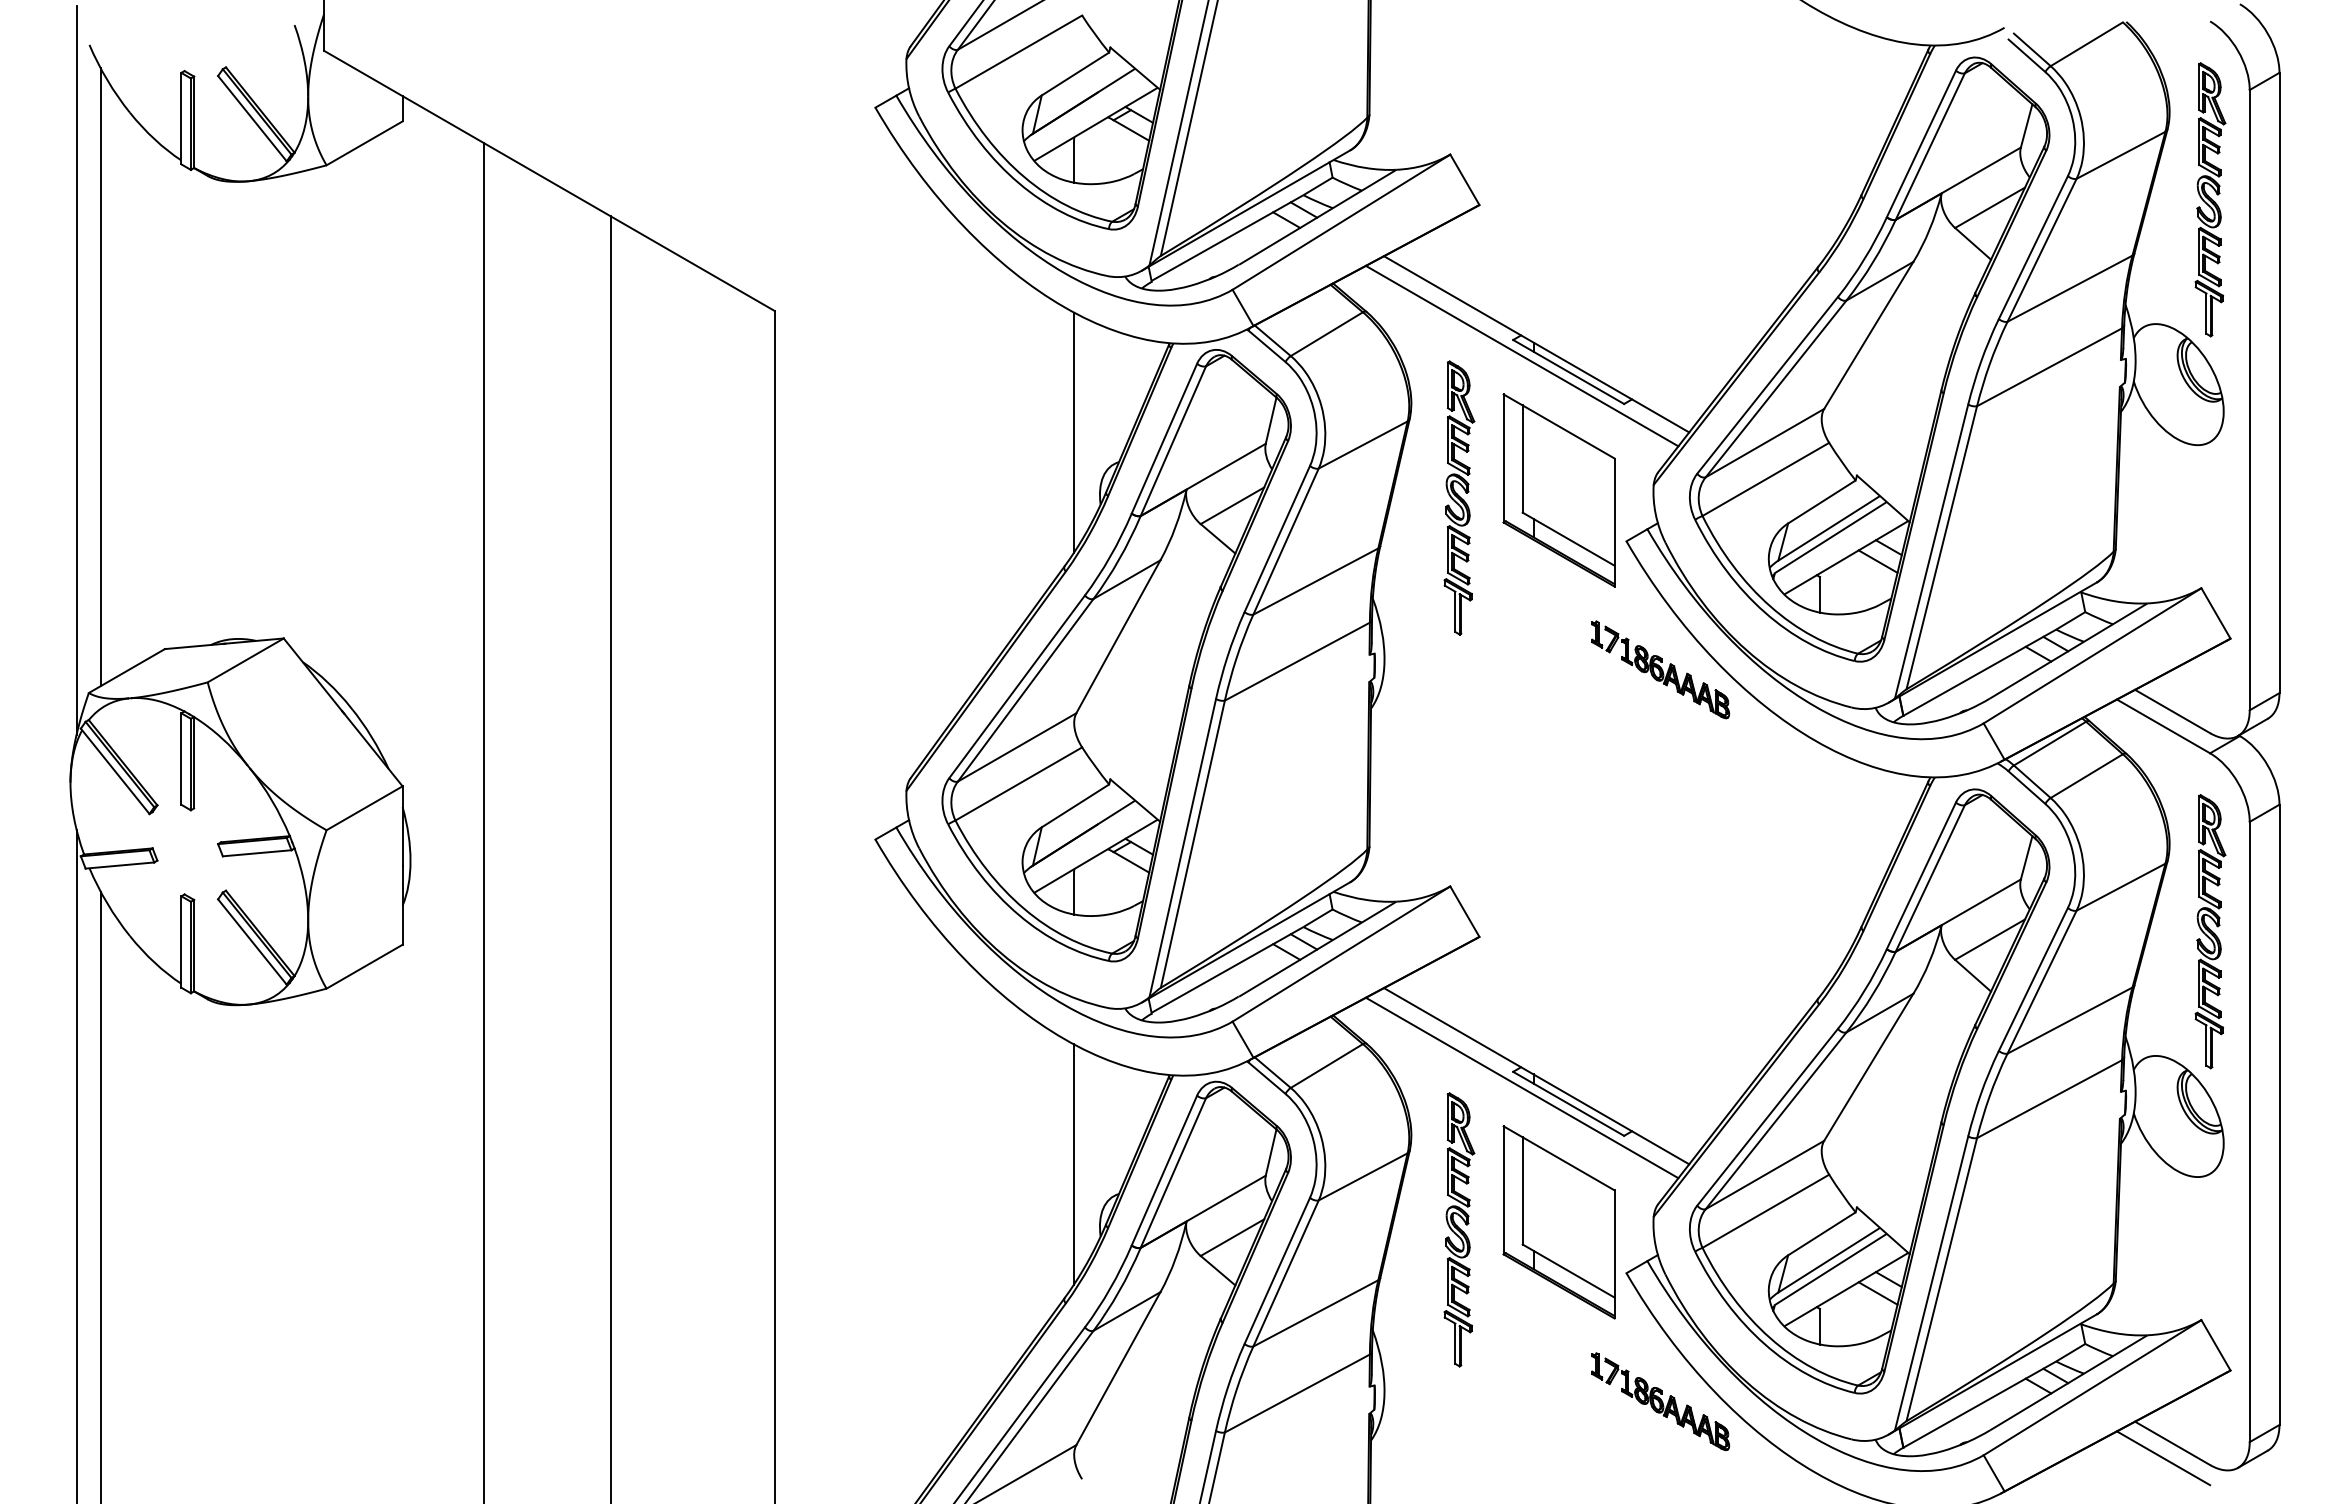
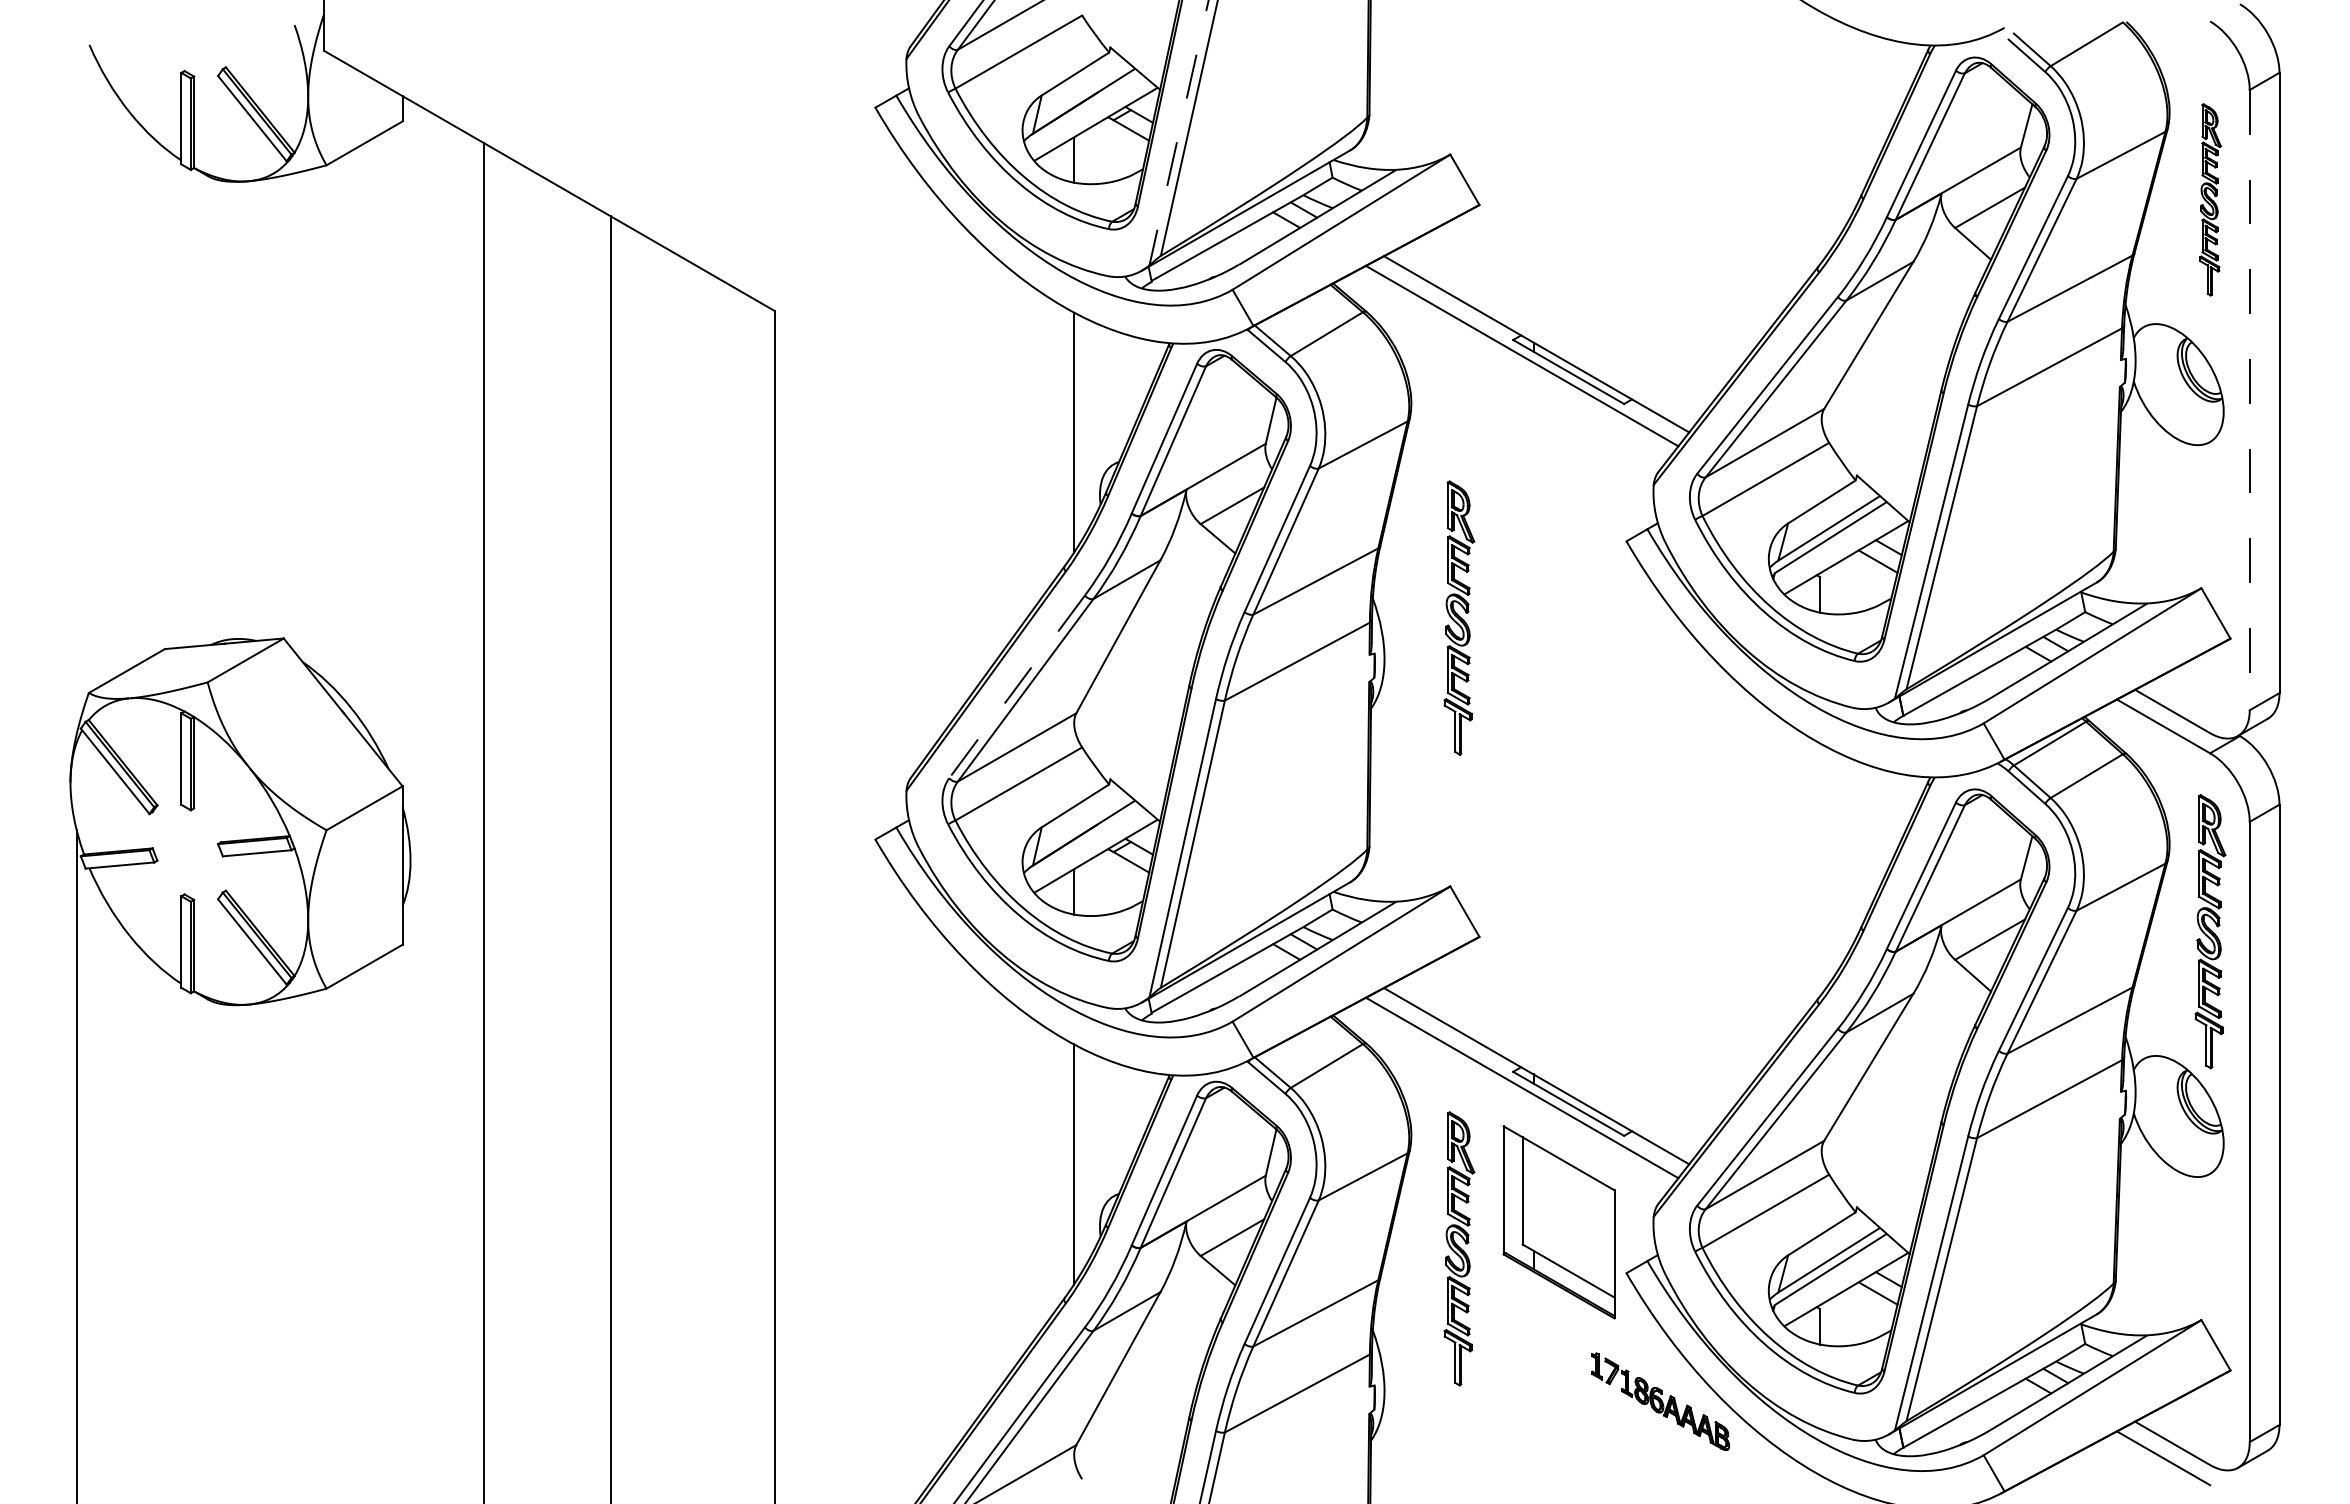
line: solid -> dashed (1179, 132)
part size: 33x276 px -> 23x194 px (2210, 199)
line: present -> none (76, 370)
line: present -> none (100, 377)
line: solid -> dashed (2249, 400)
part: present -> none (1558, 490)
part position: (1459, 497) -> (1459, 617) (1459, 617)
part: present -> none (1660, 669)
line: solid -> dashed (1017, 686)
line: present -> none (100, 1195)
part position: (1459, 1229) -> (1459, 1248) (1459, 1248)
